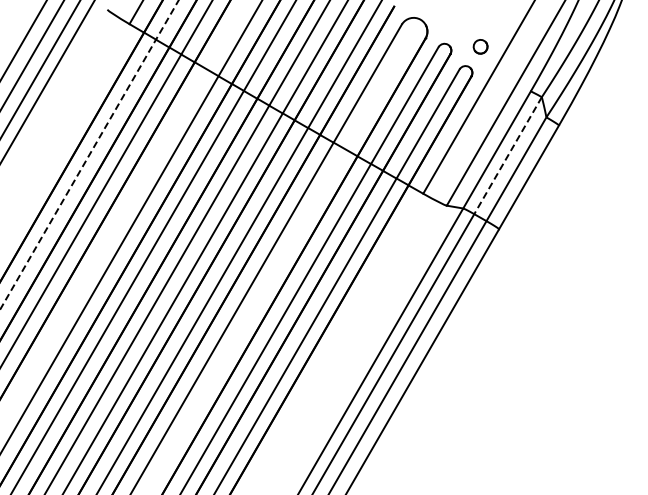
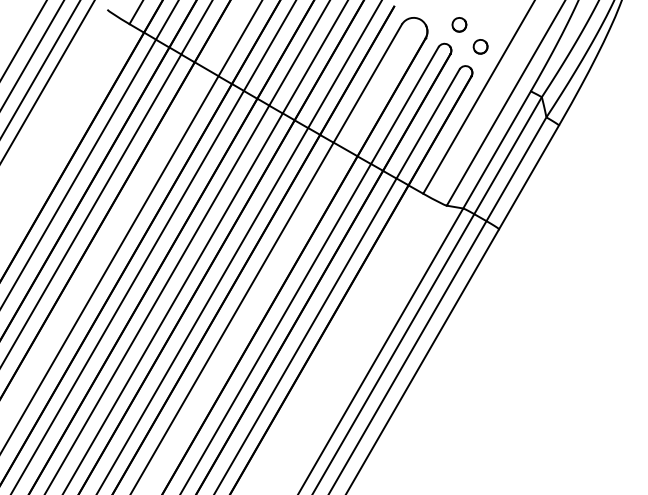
part: none -> present (459, 24)
line: dashed -> solid (89, 154)
line: dashed -> solid (508, 155)
